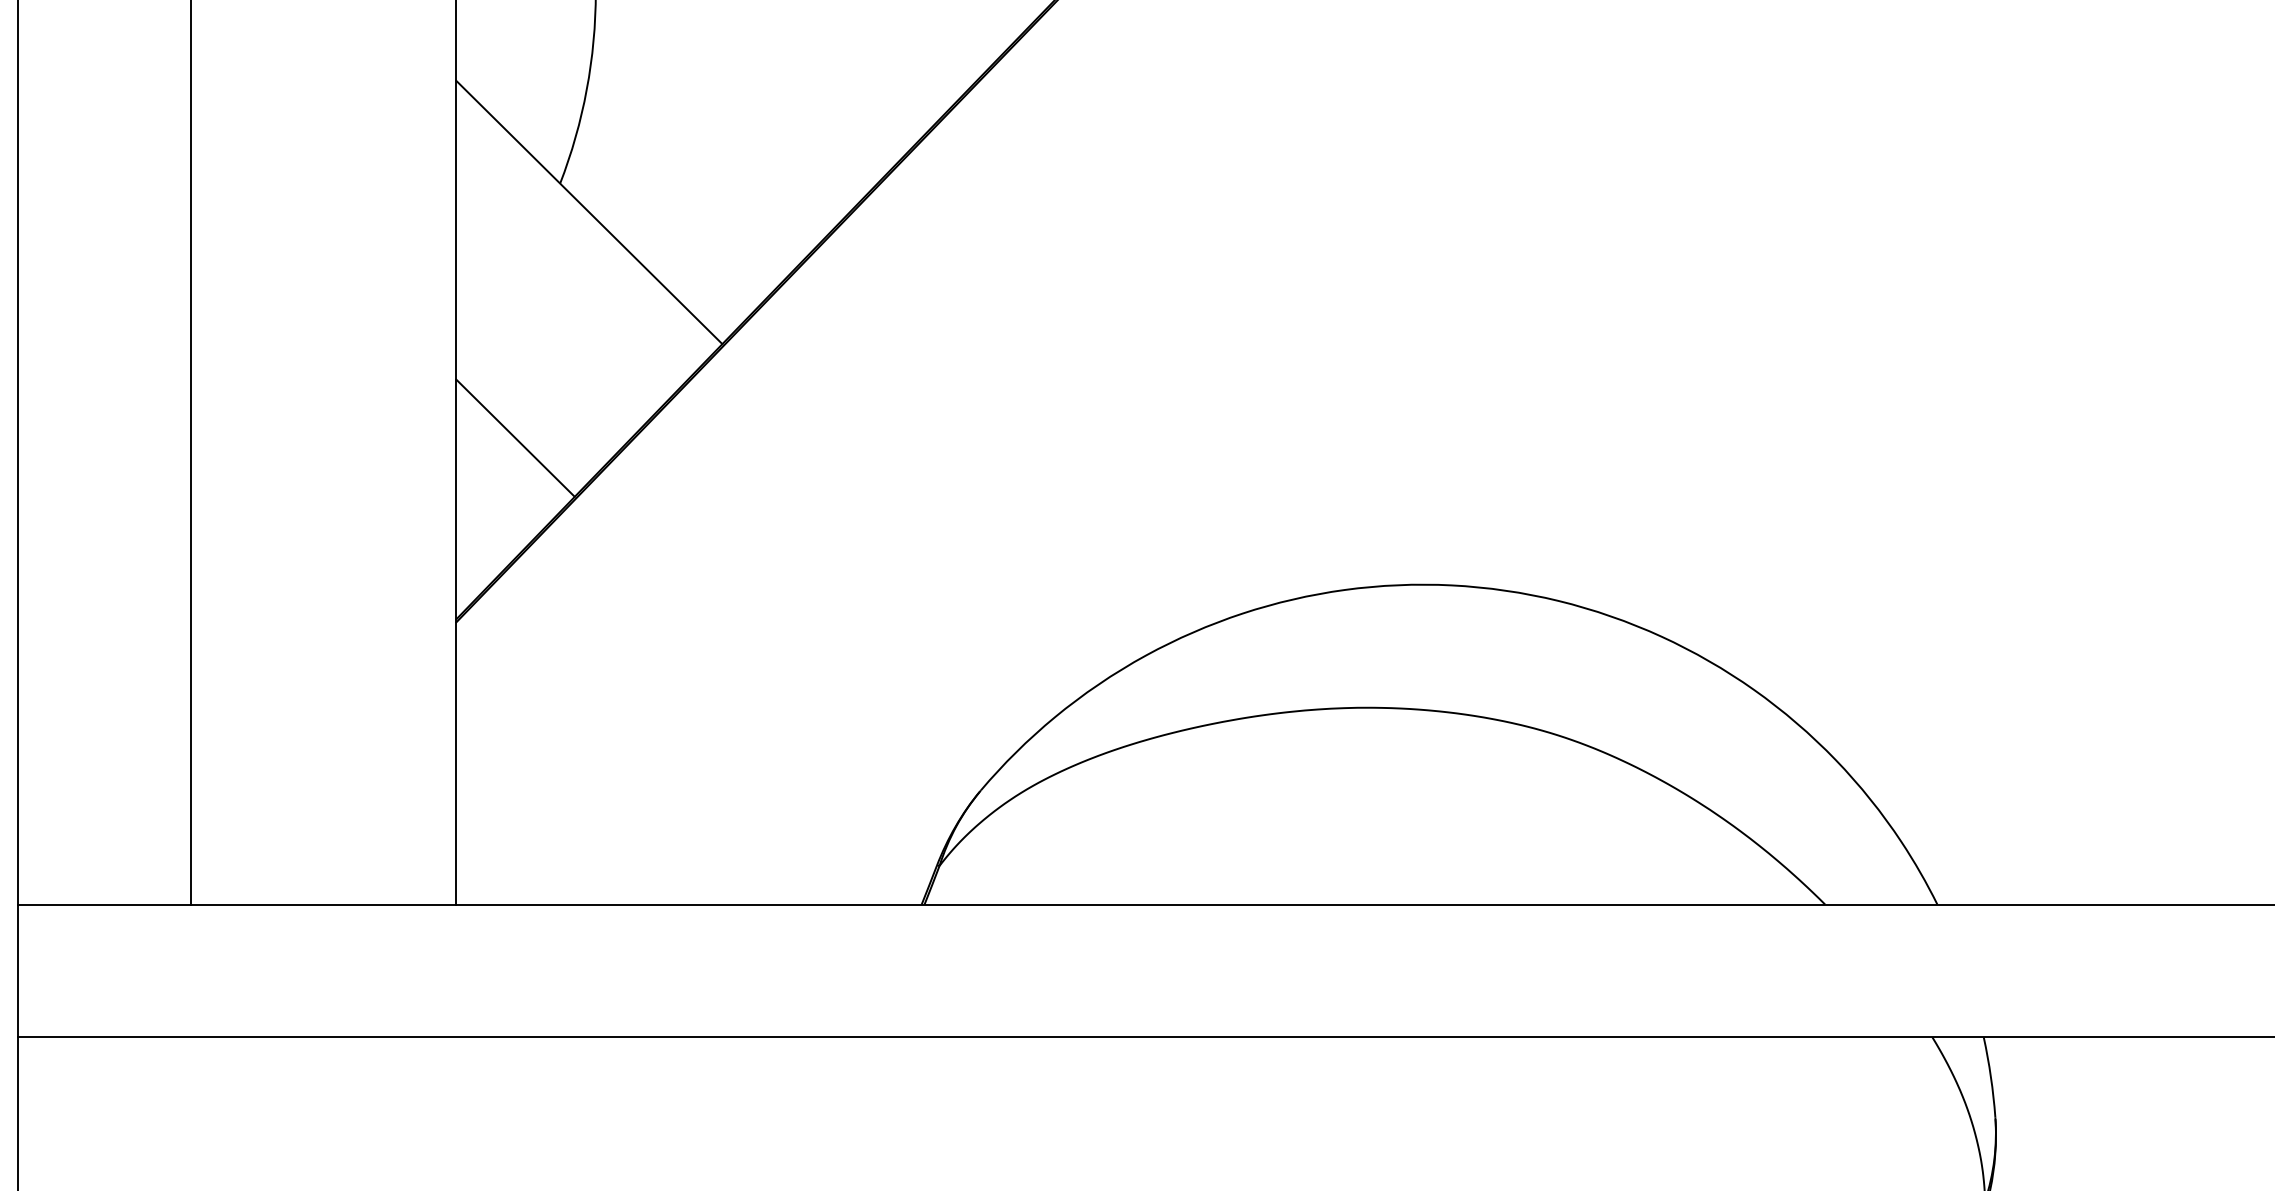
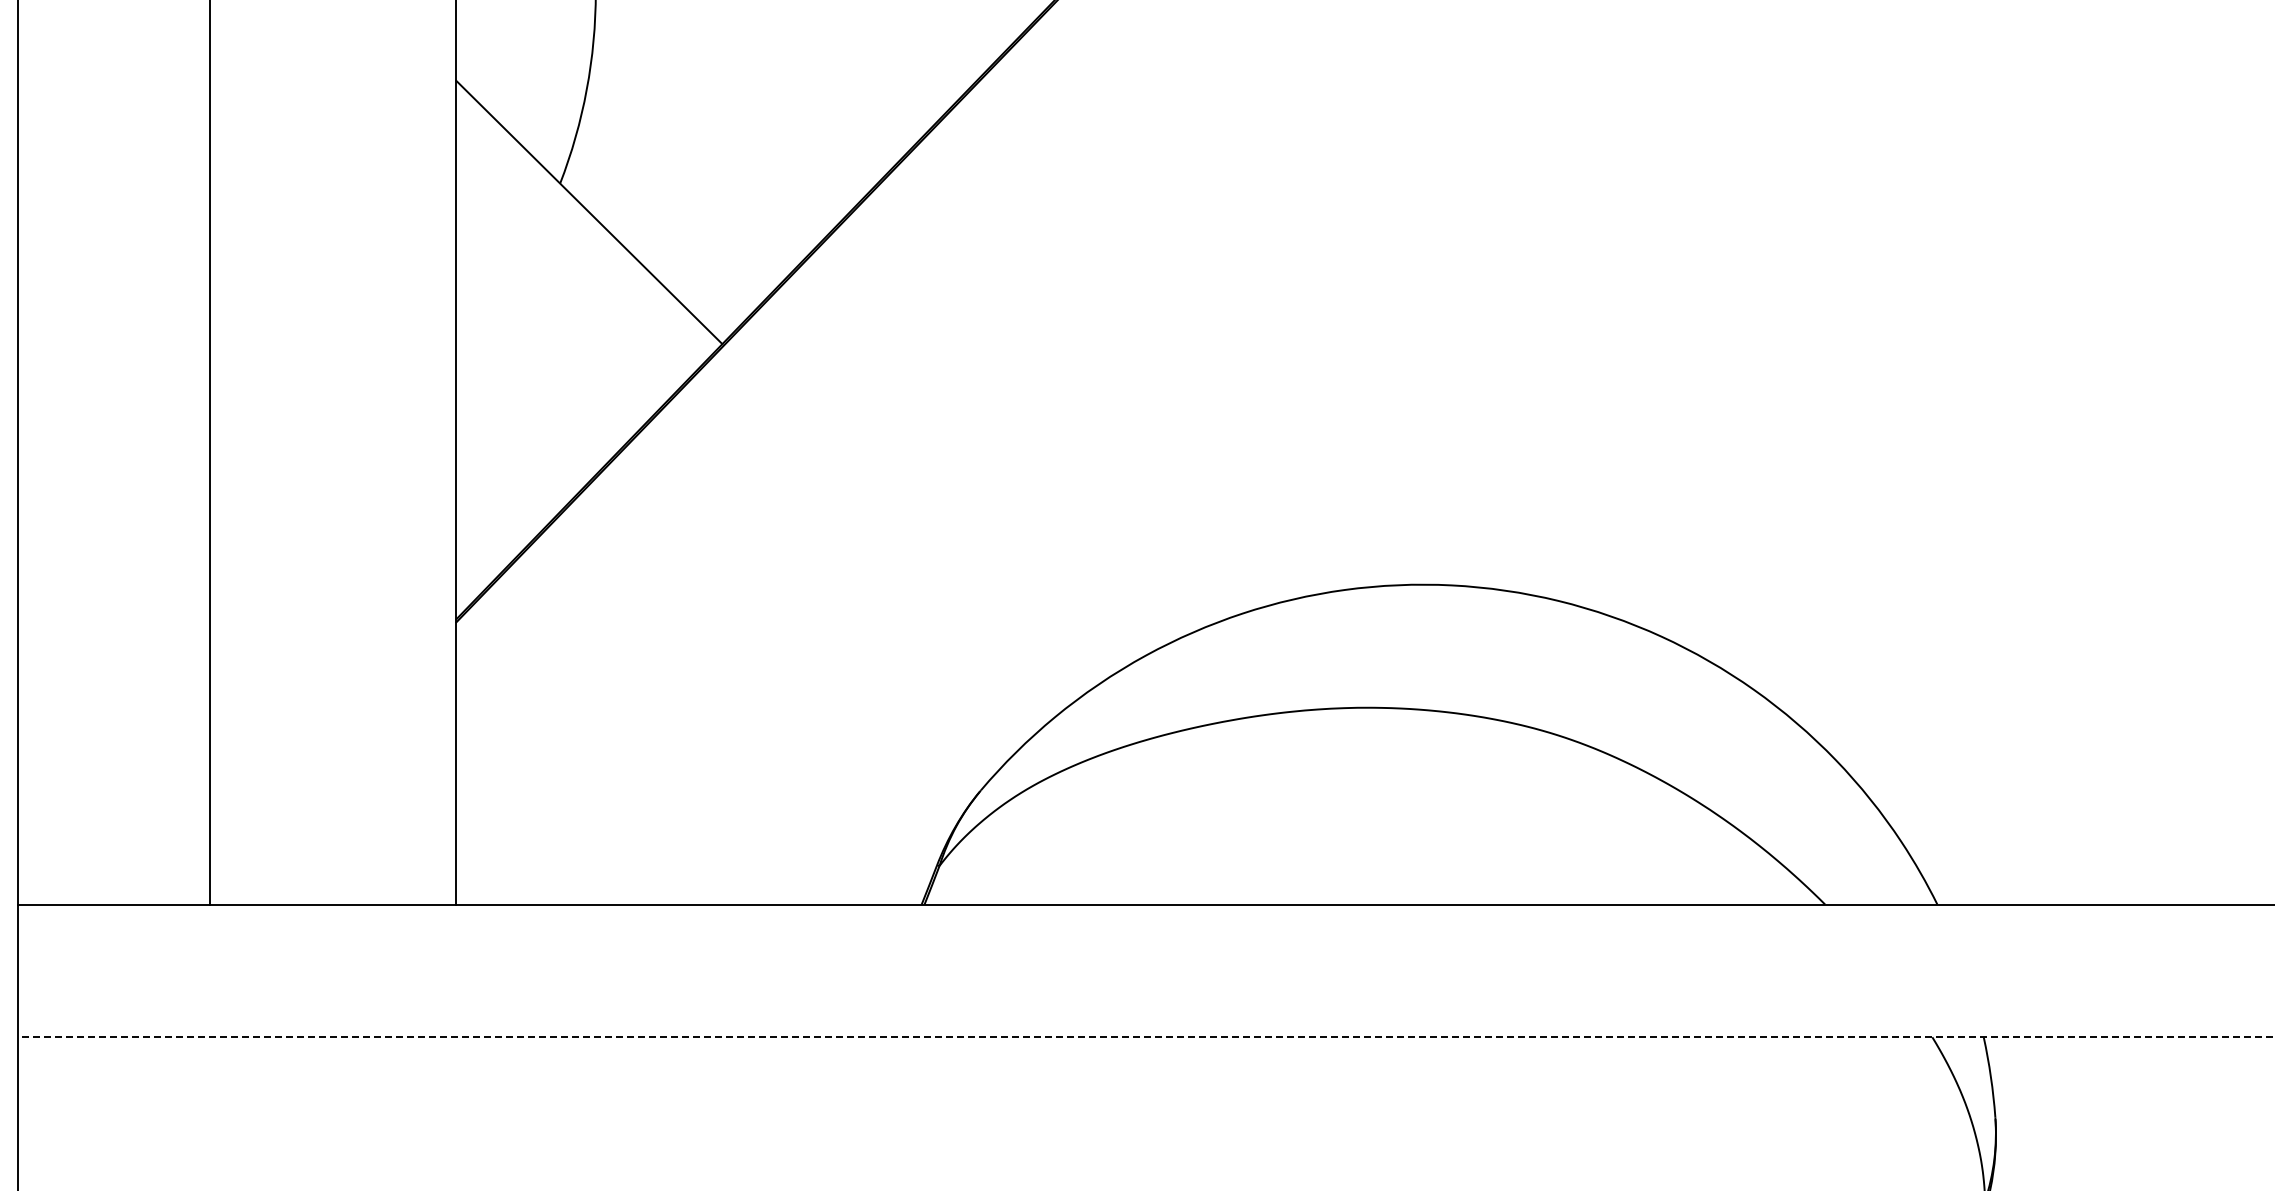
line: present -> none (515, 437)
line position: (190, 453) -> (209, 453) (209, 453)
line: solid -> dashed (1146, 1037)
